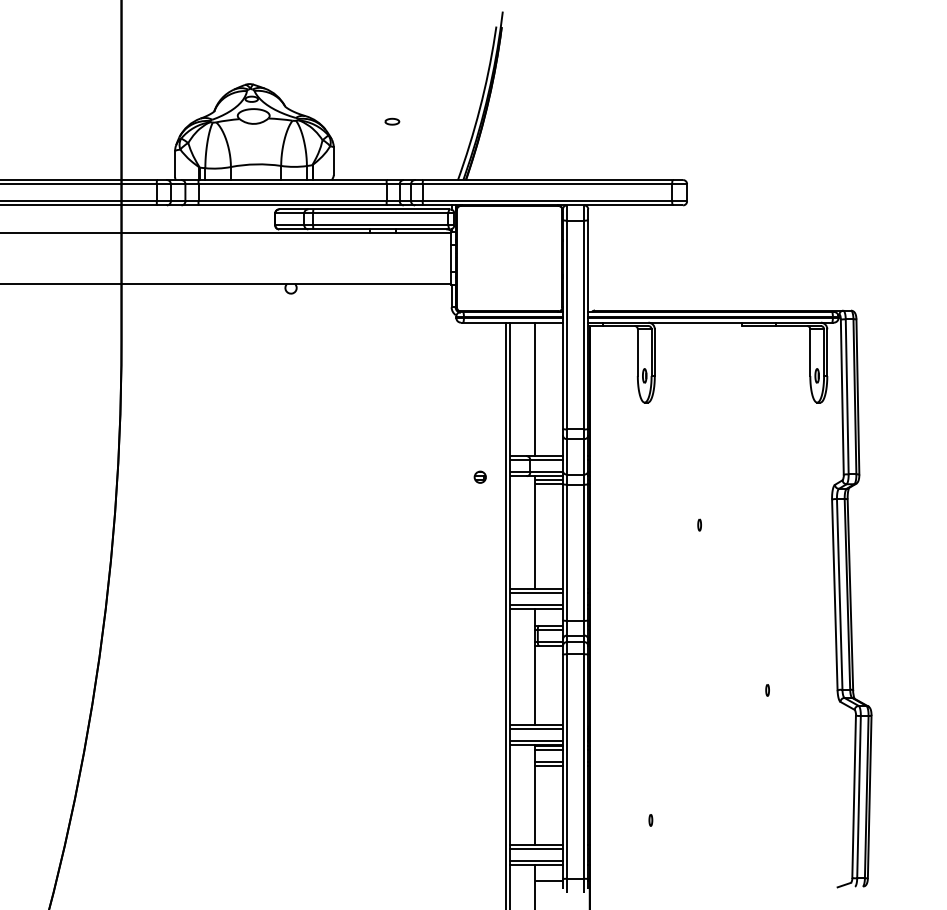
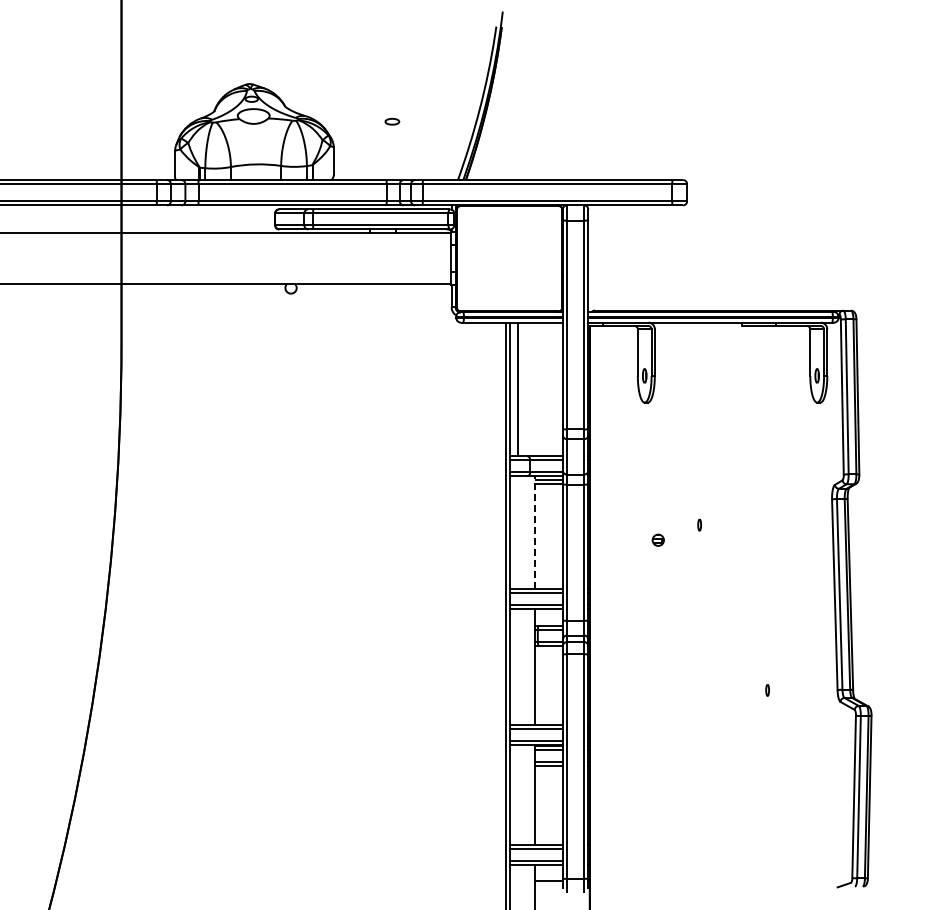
line position: (534, 389) -> (517, 389) (517, 389)
part position: (479, 476) -> (657, 539) (657, 539)
line: solid -> dashed (534, 532)
part: present -> none (650, 820)
